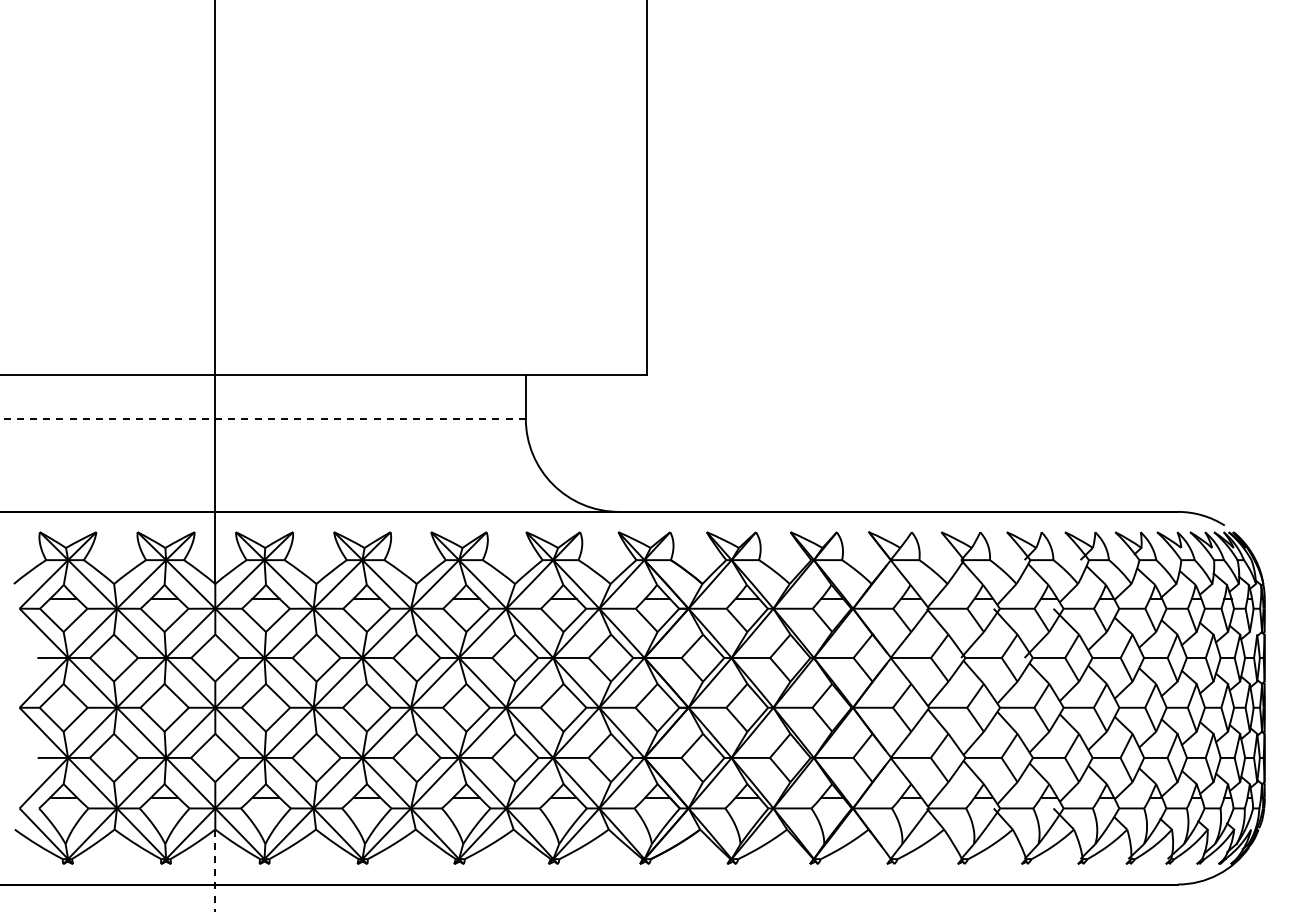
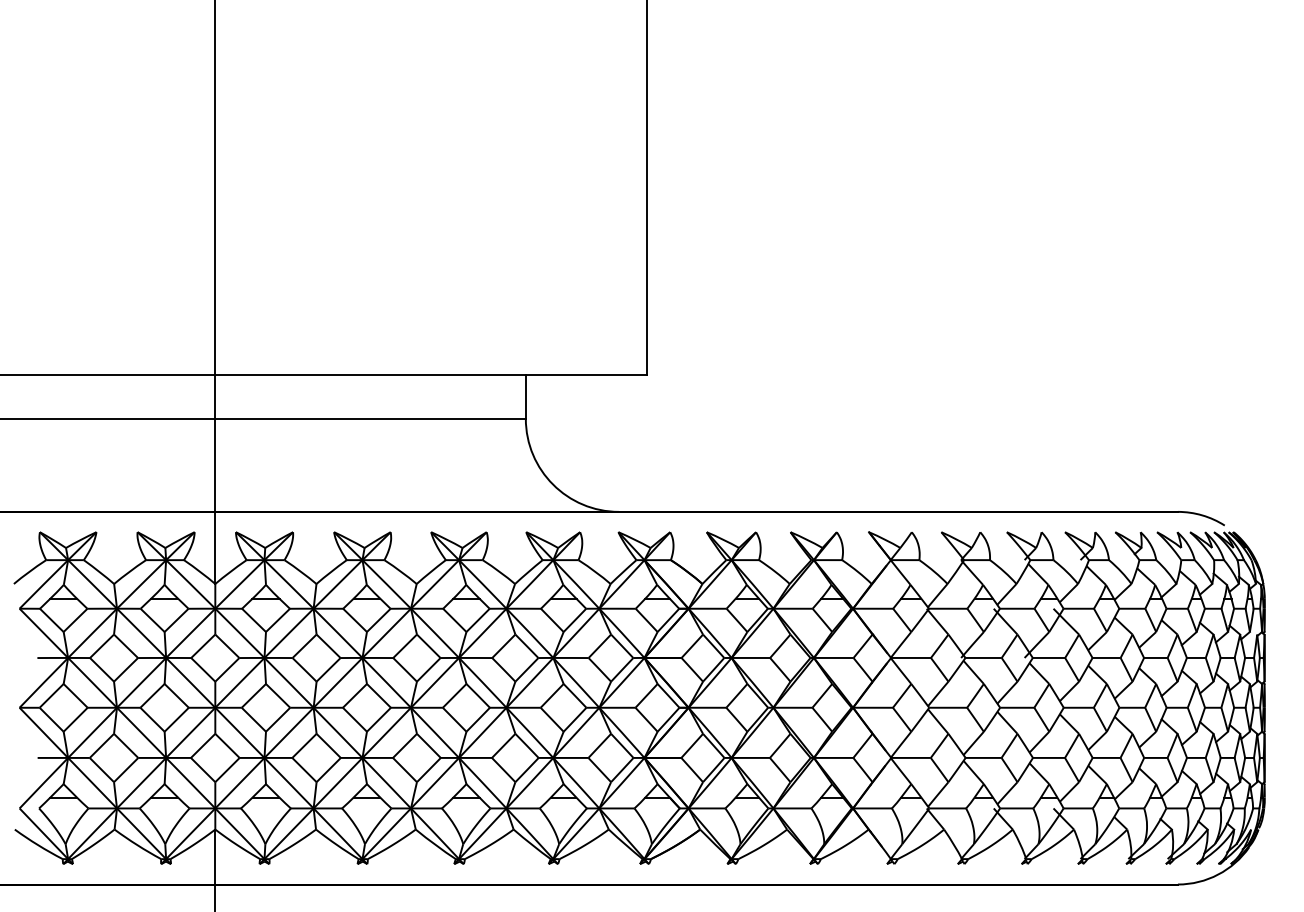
line: dashed -> solid (263, 418)
line: dashed -> solid (215, 870)
